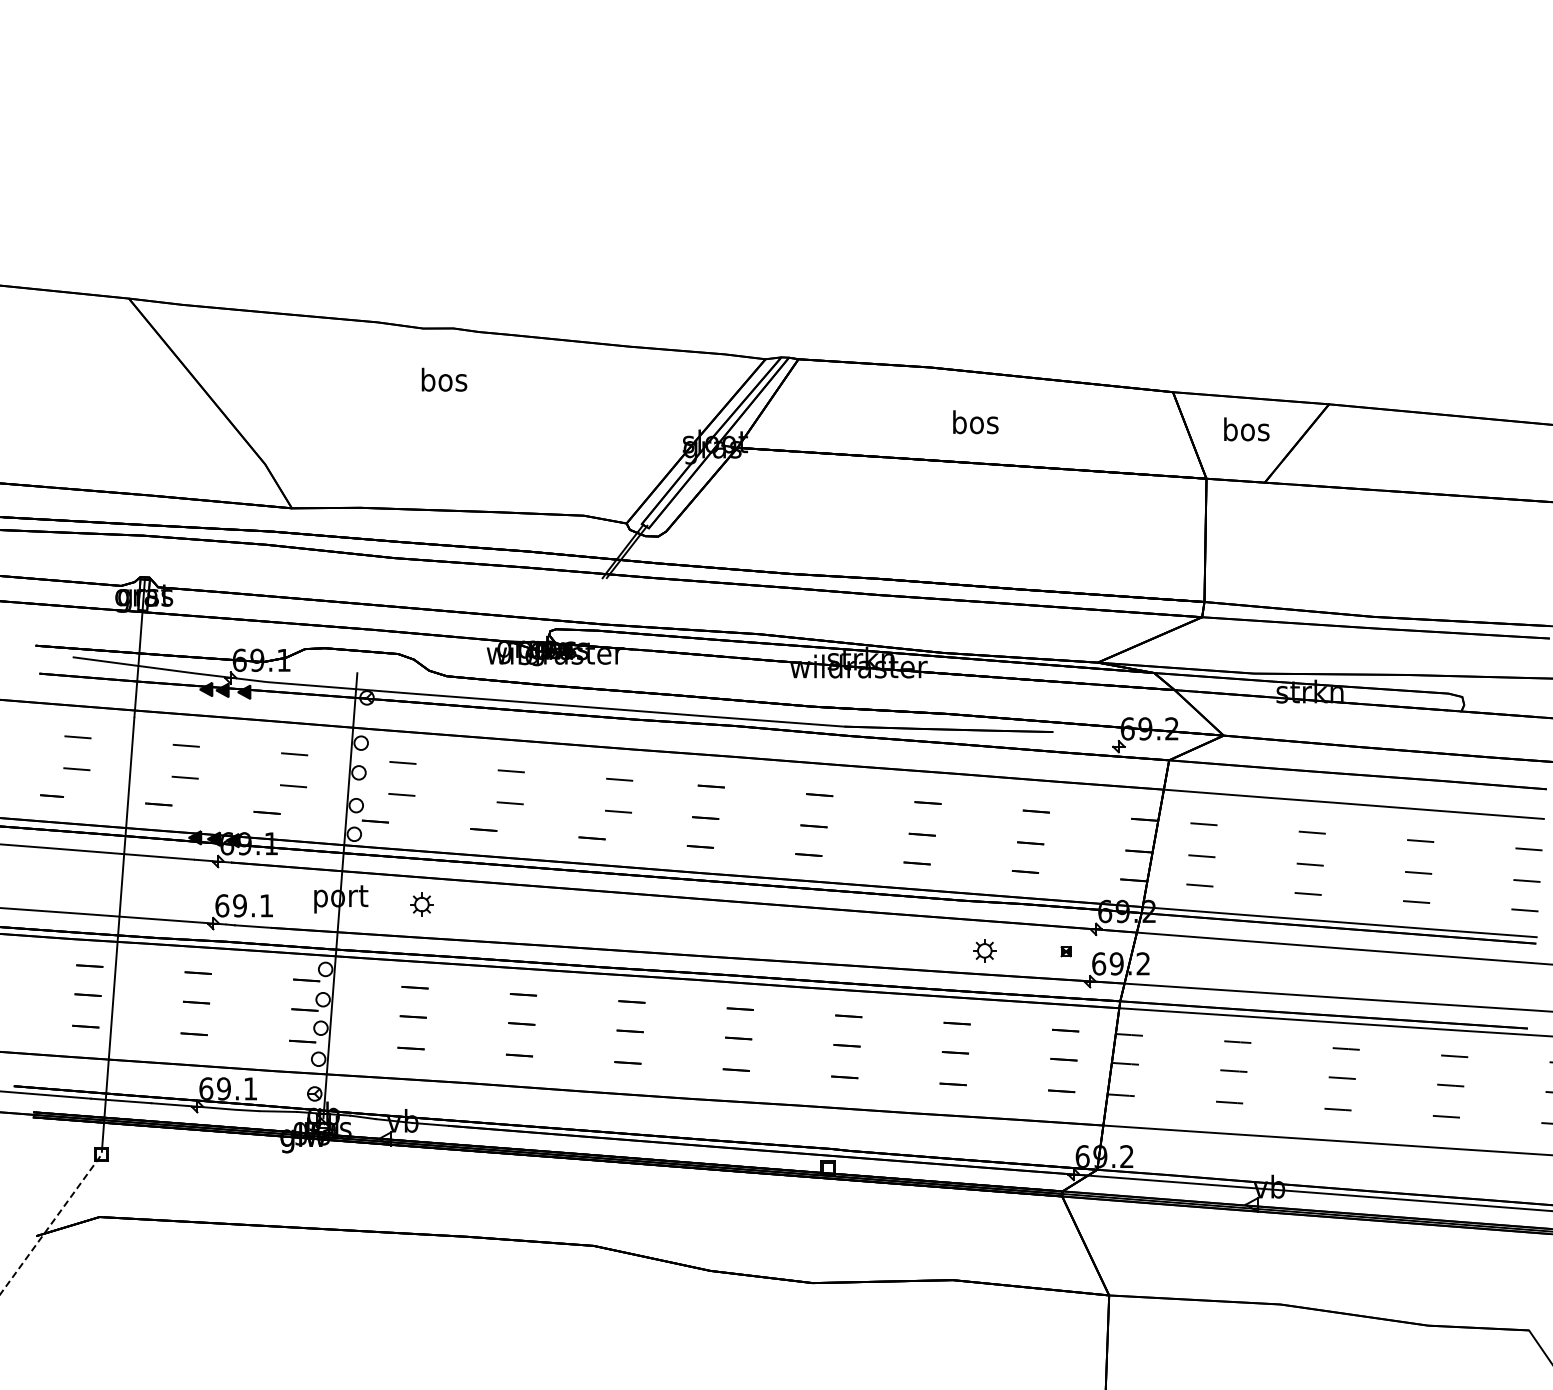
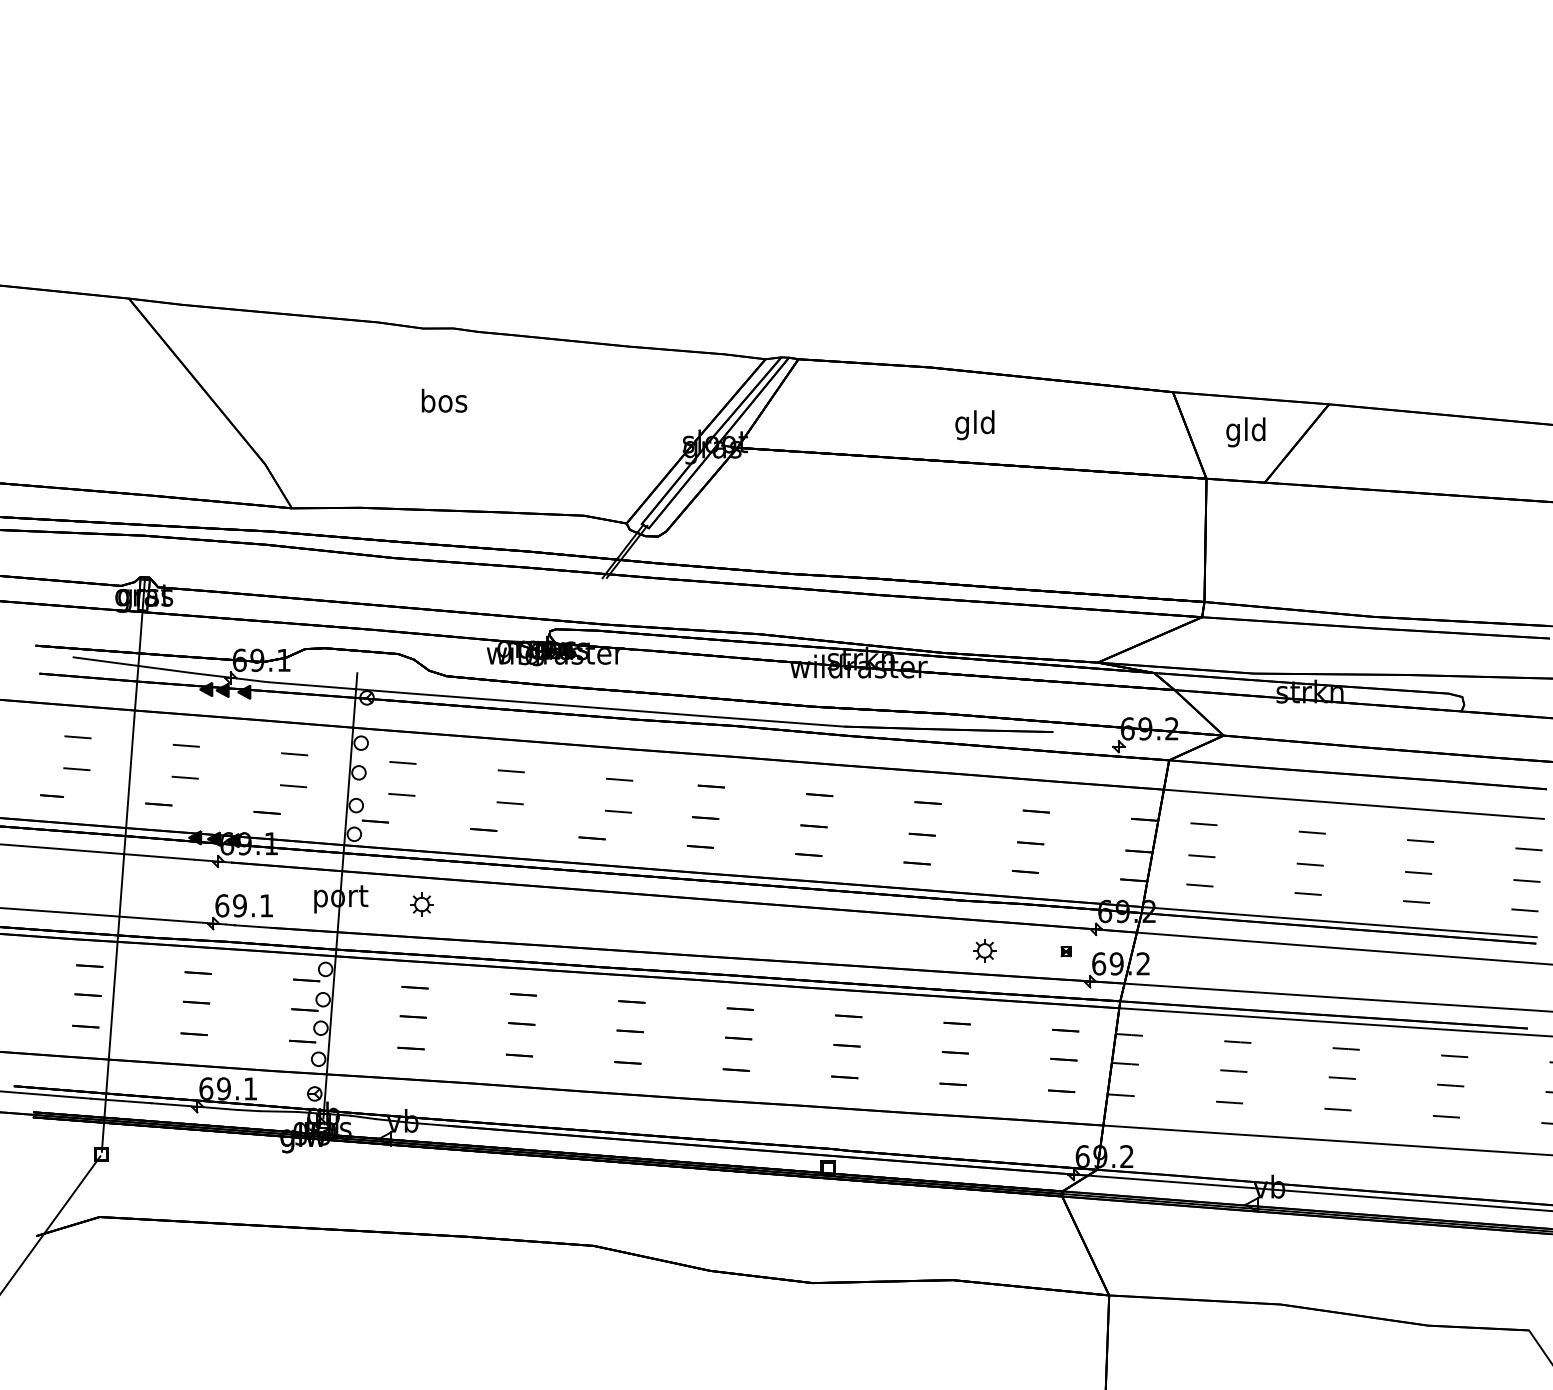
text position: (444, 379) -> (444, 400) (444, 400)
text: bos -> gld (975, 425)
text: bos -> gld (1246, 432)
line: dashed -> solid (50, 1225)
